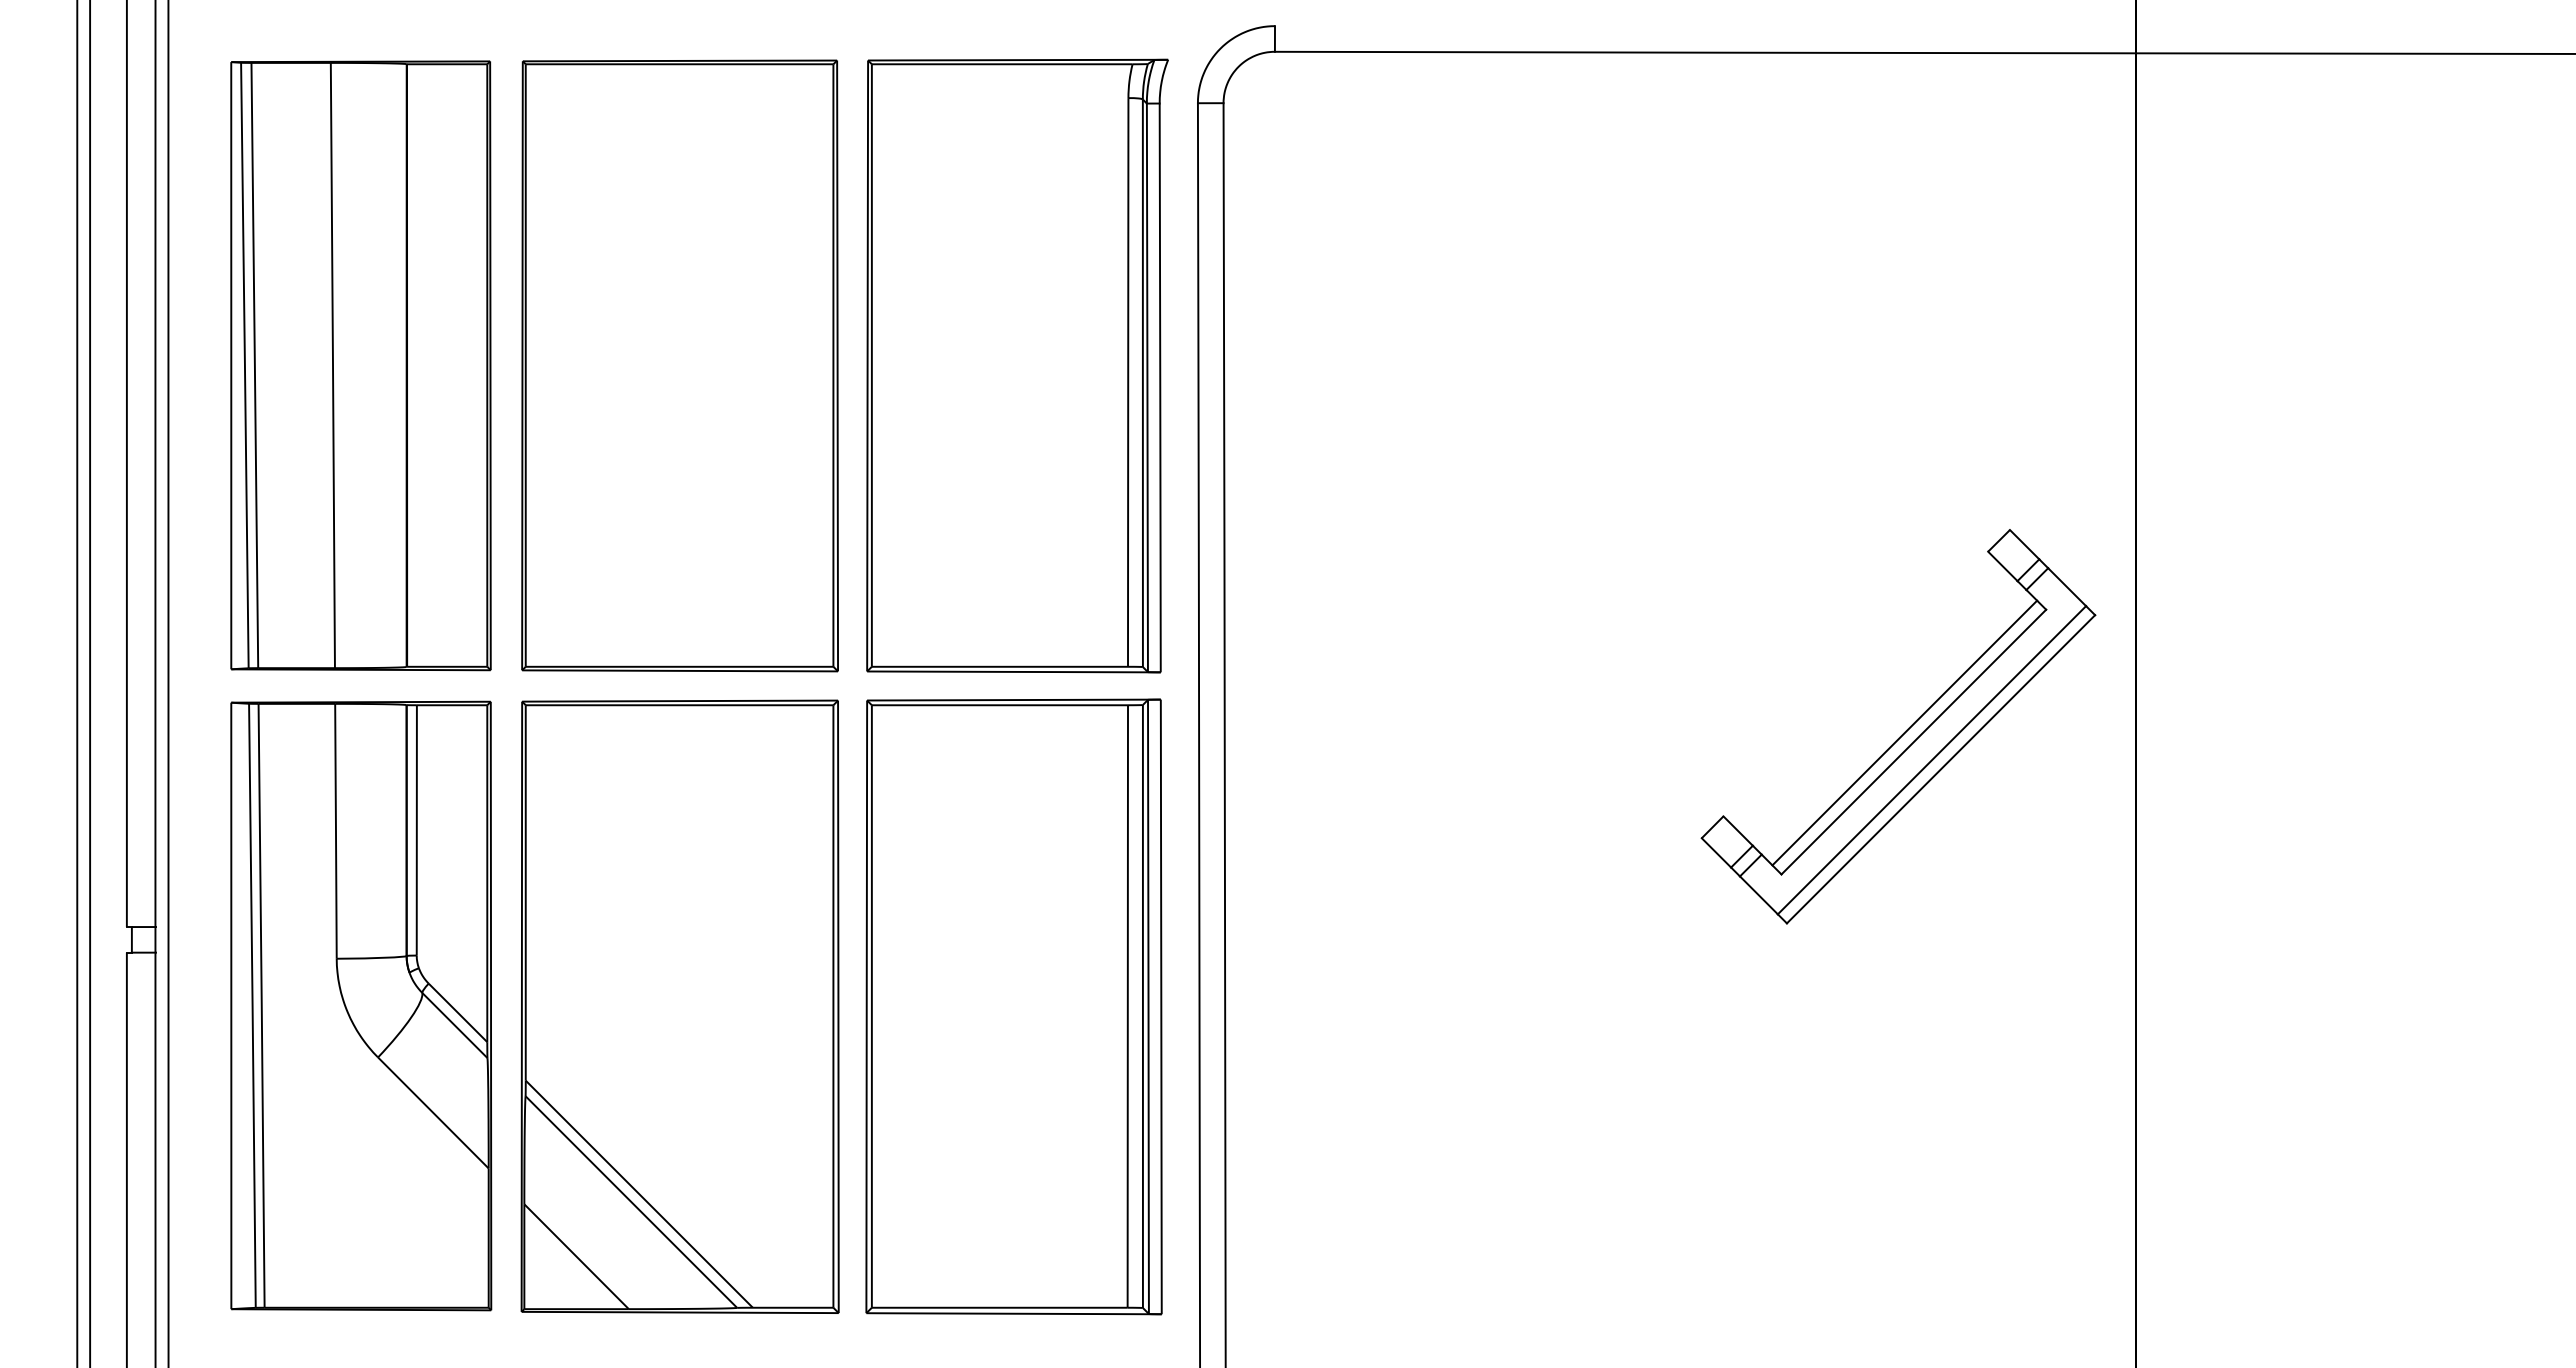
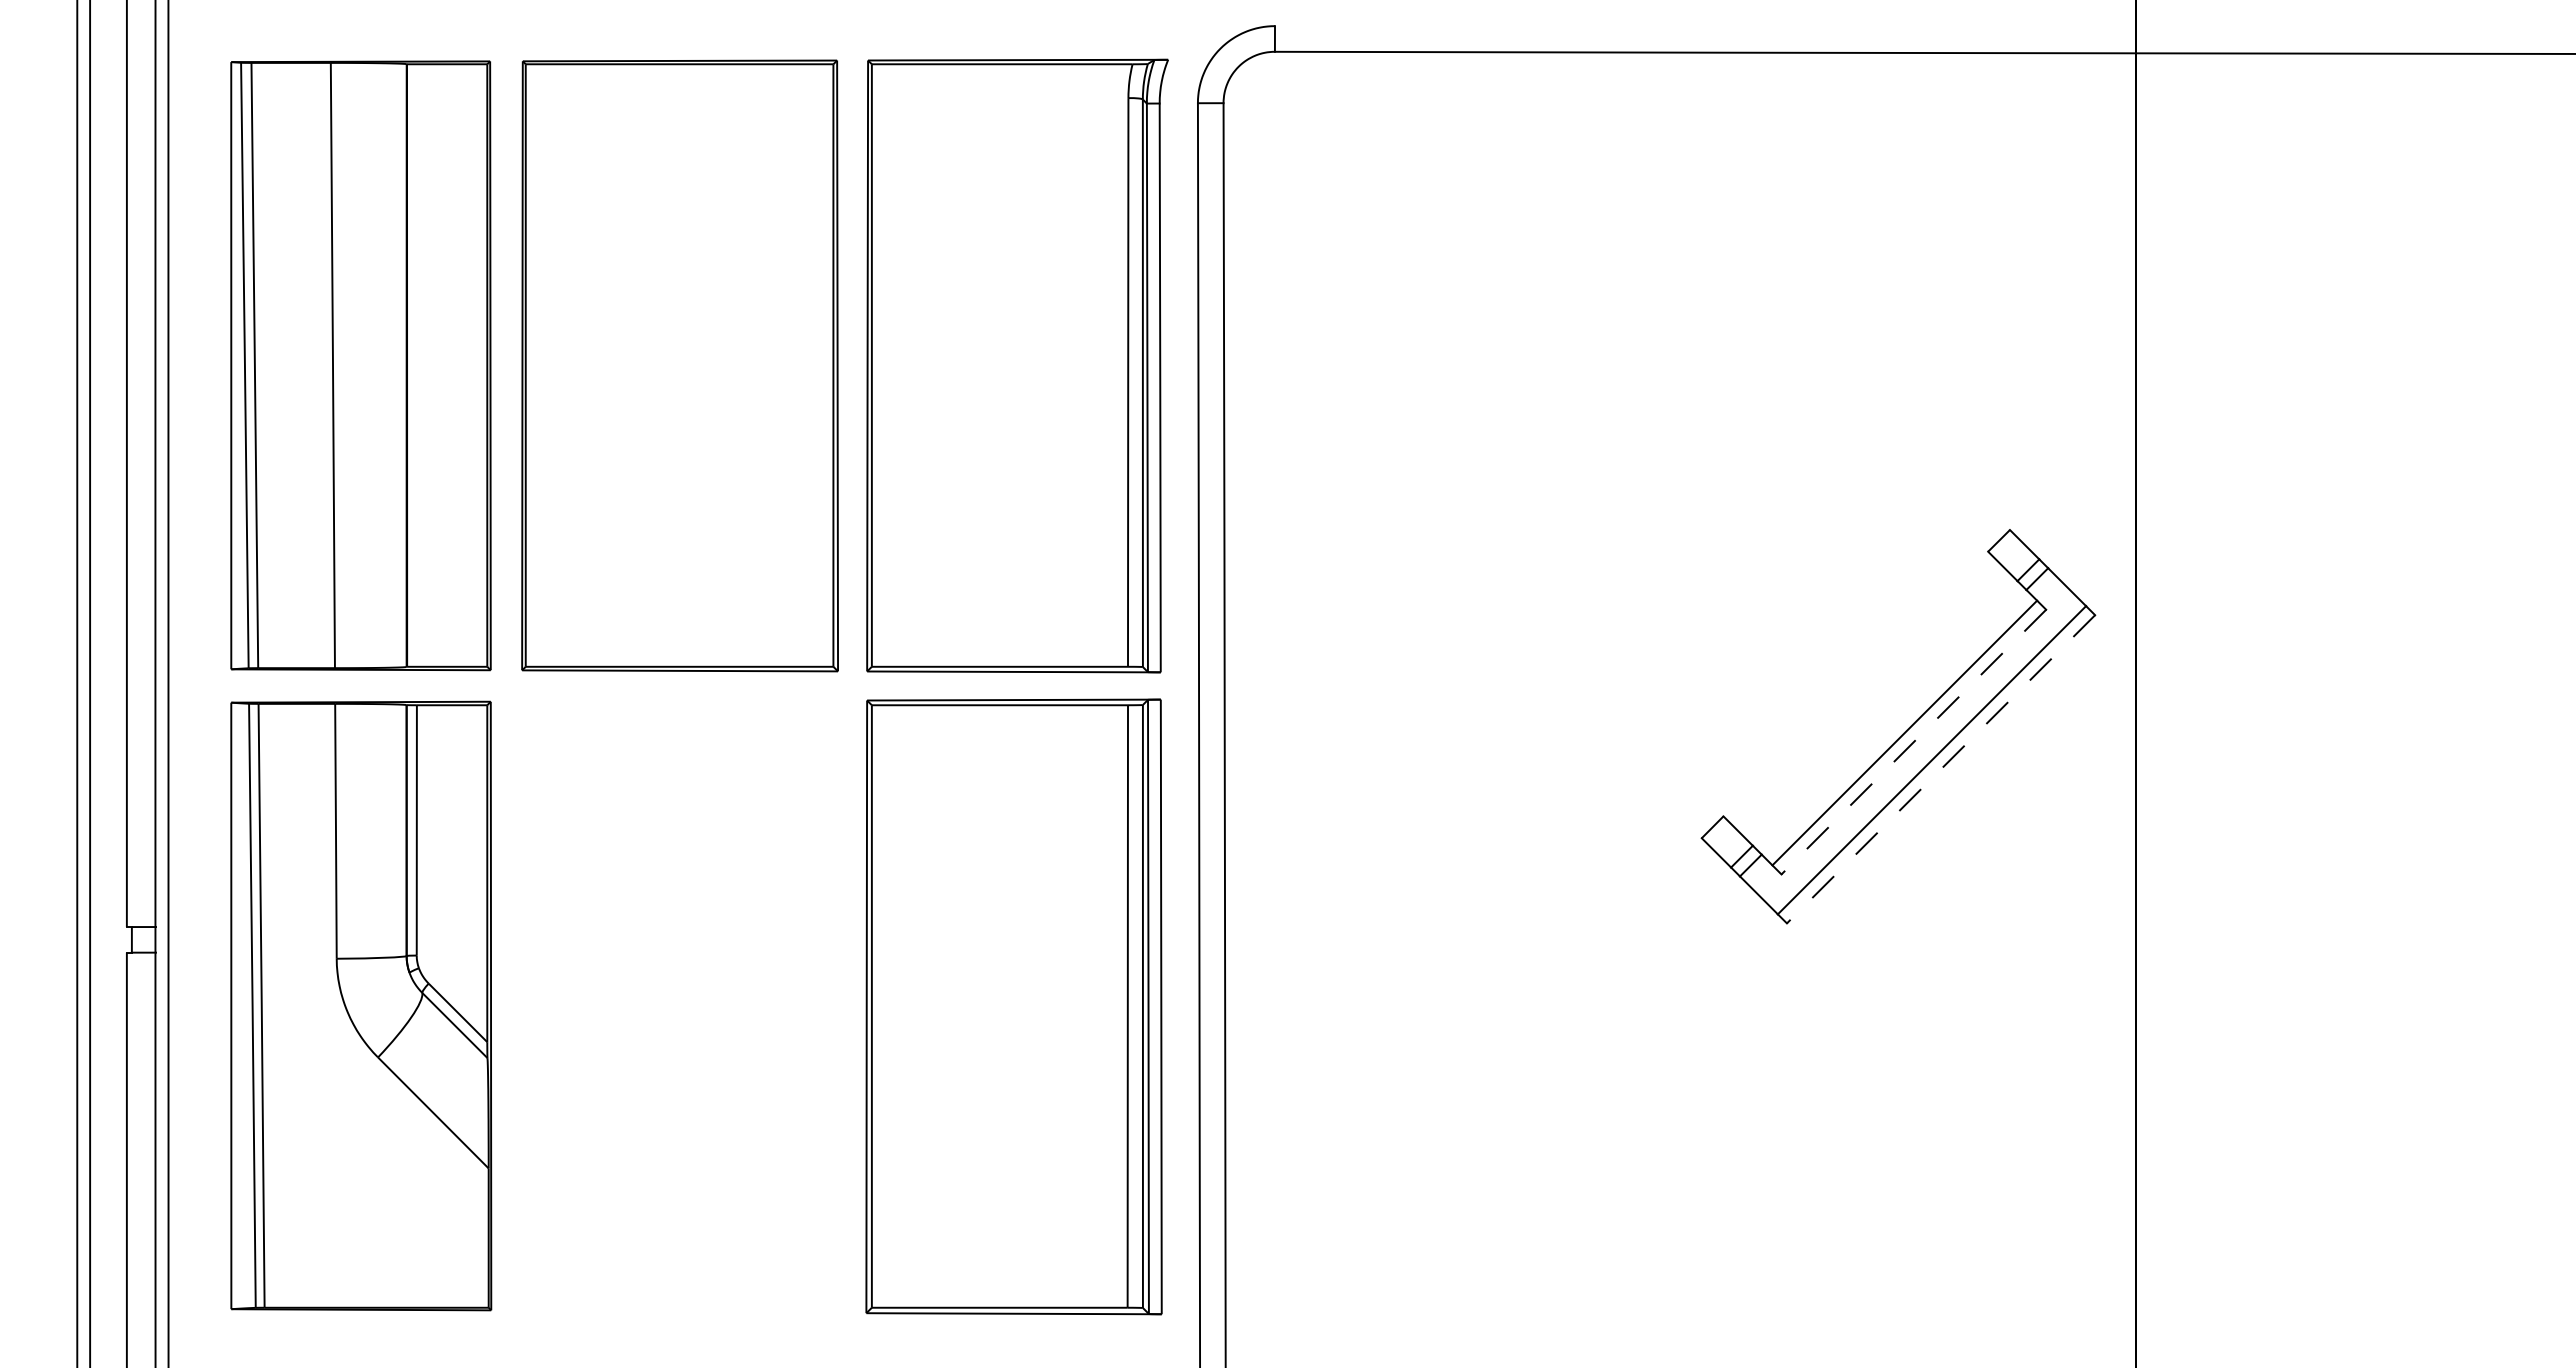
line: solid -> dashed (1913, 742)
line: solid -> dashed (1941, 769)
part: present -> none (679, 1006)
